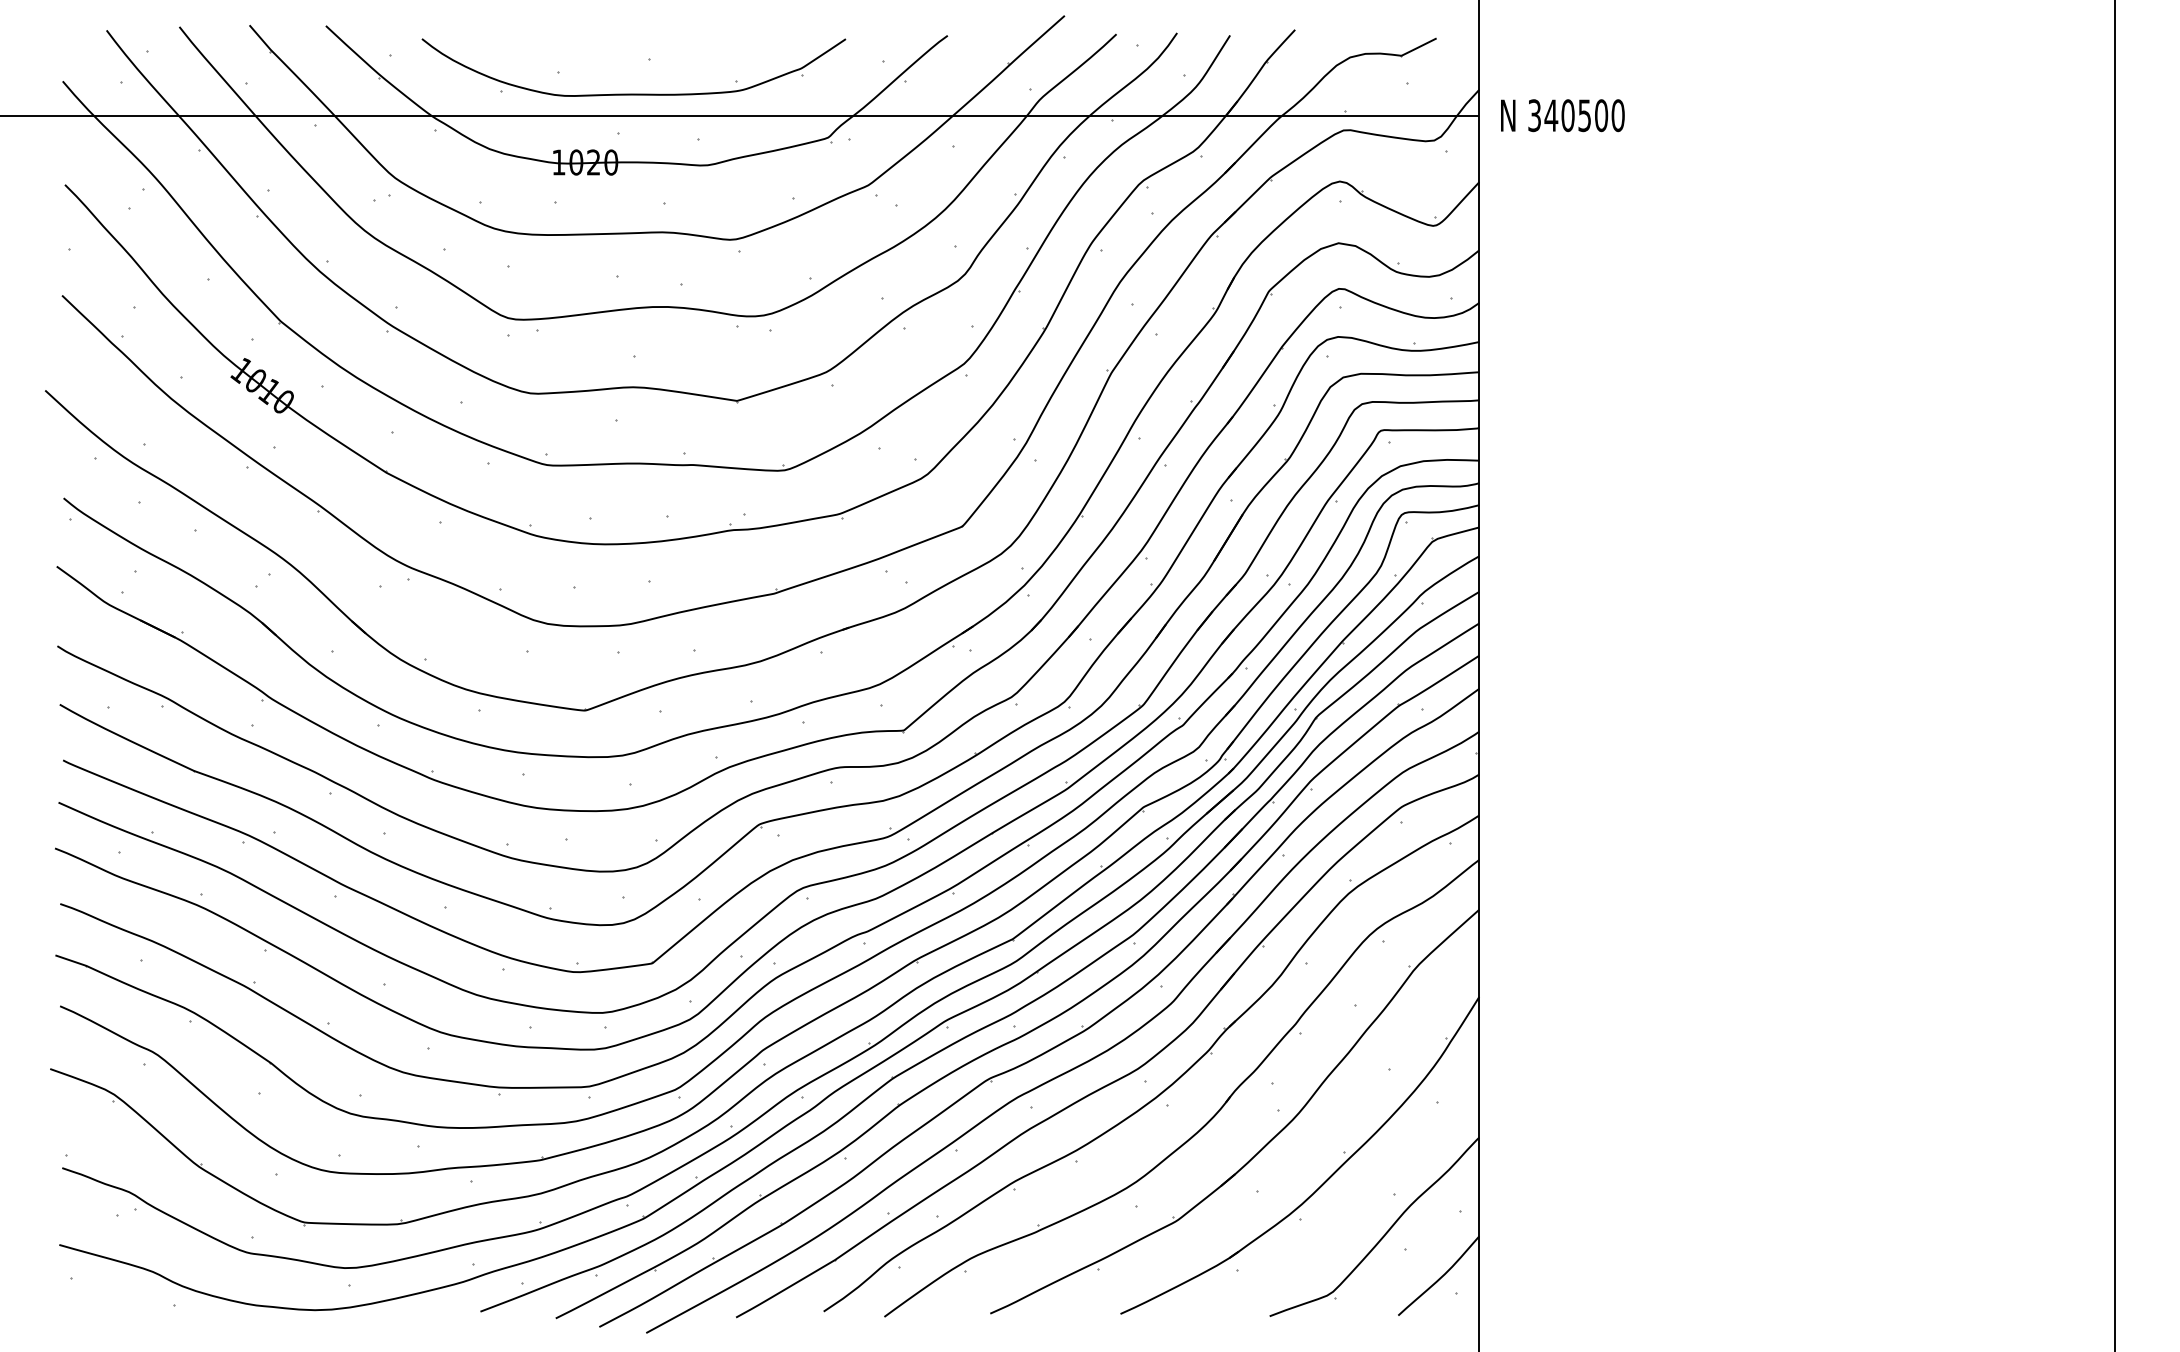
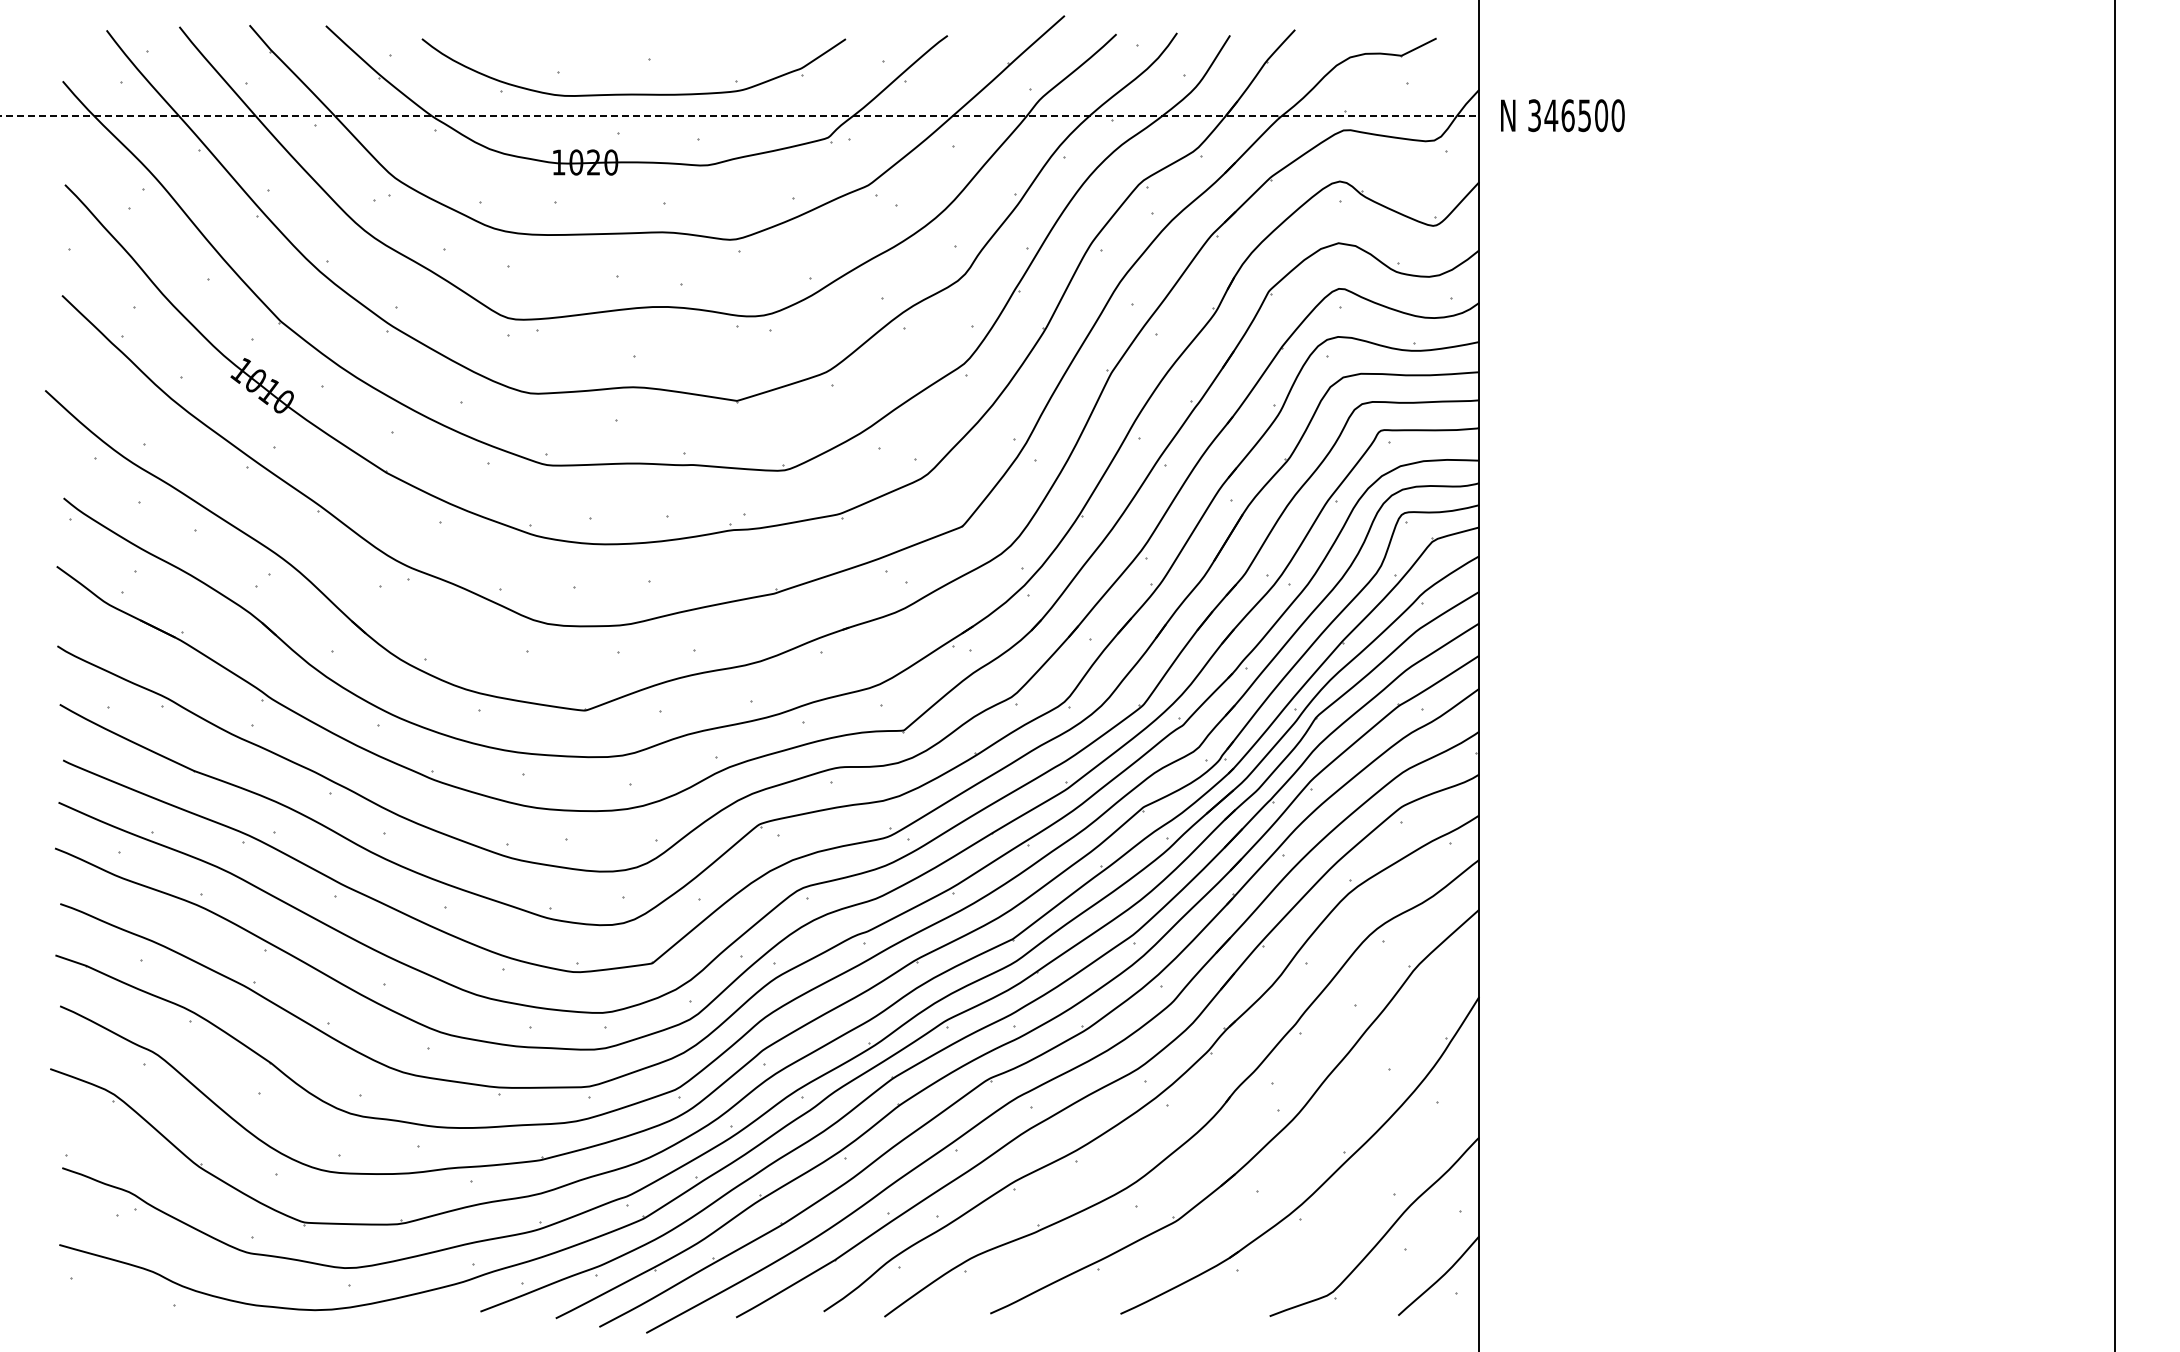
line: solid -> dashed (740, 115)
text: 340500 -> 346500 (1567, 115)
